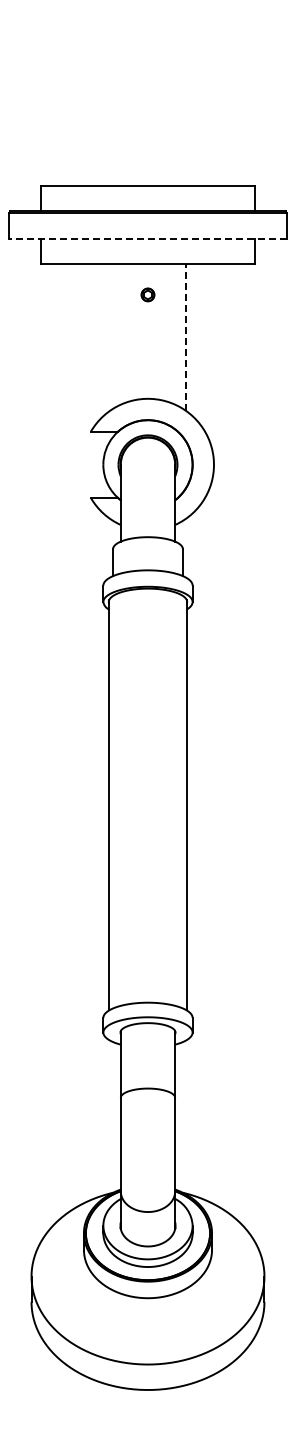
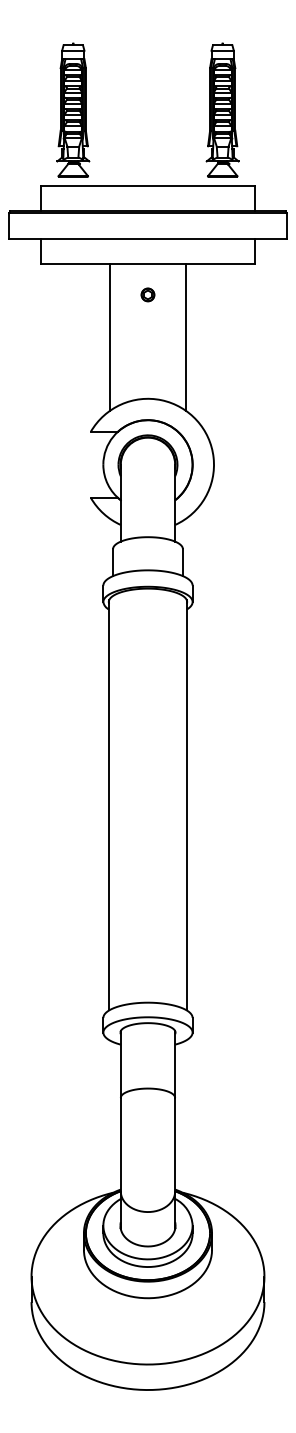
part: none -> present (73, 109)
part: none -> present (222, 109)
line: dashed -> solid (148, 238)
line: none -> present (109, 337)
line: dashed -> solid (186, 337)
